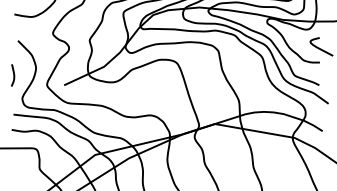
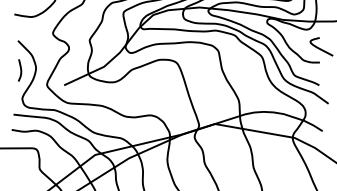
curve position: (13, 75) -> (20, 70) (20, 70)
